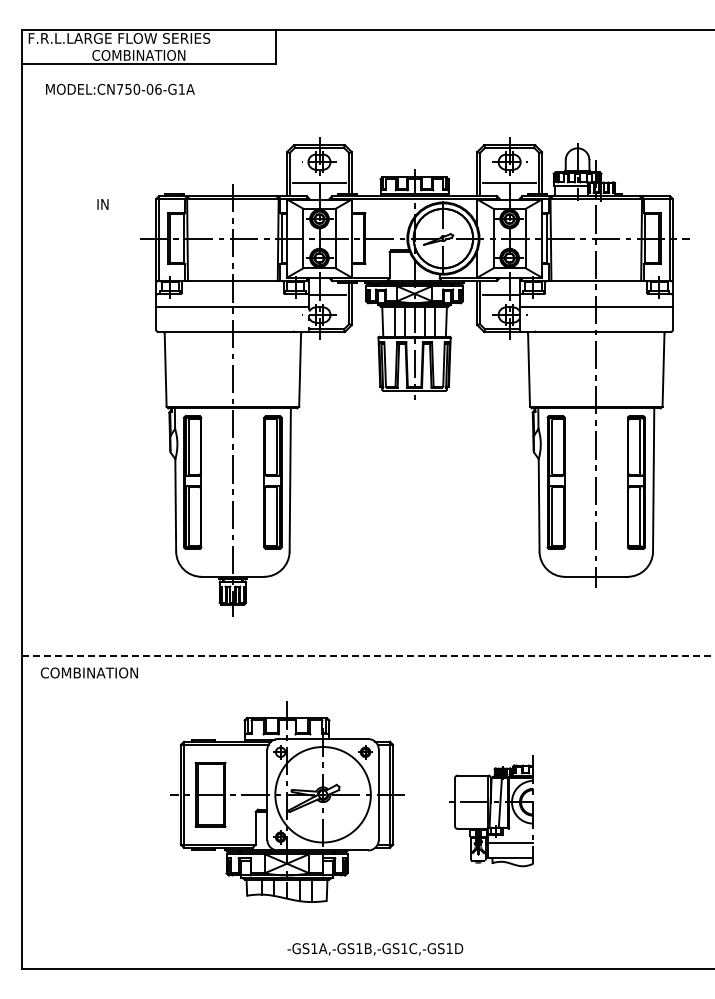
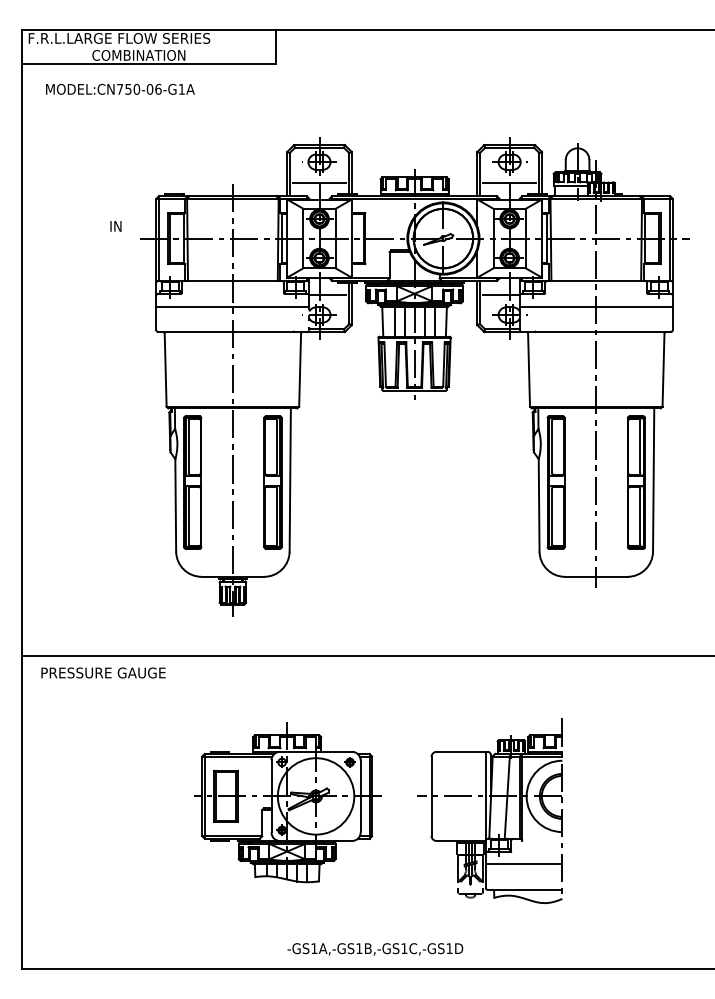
text position: (102, 204) -> (115, 226) (115, 226)
line: dashed -> solid (368, 656)
text: COMBINATION -> PRESSURE GAUGE (102, 672)
part size: 235x202 px -> 188x162 px (287, 802)
part size: 85x113 px -> 146x186 px (489, 810)
